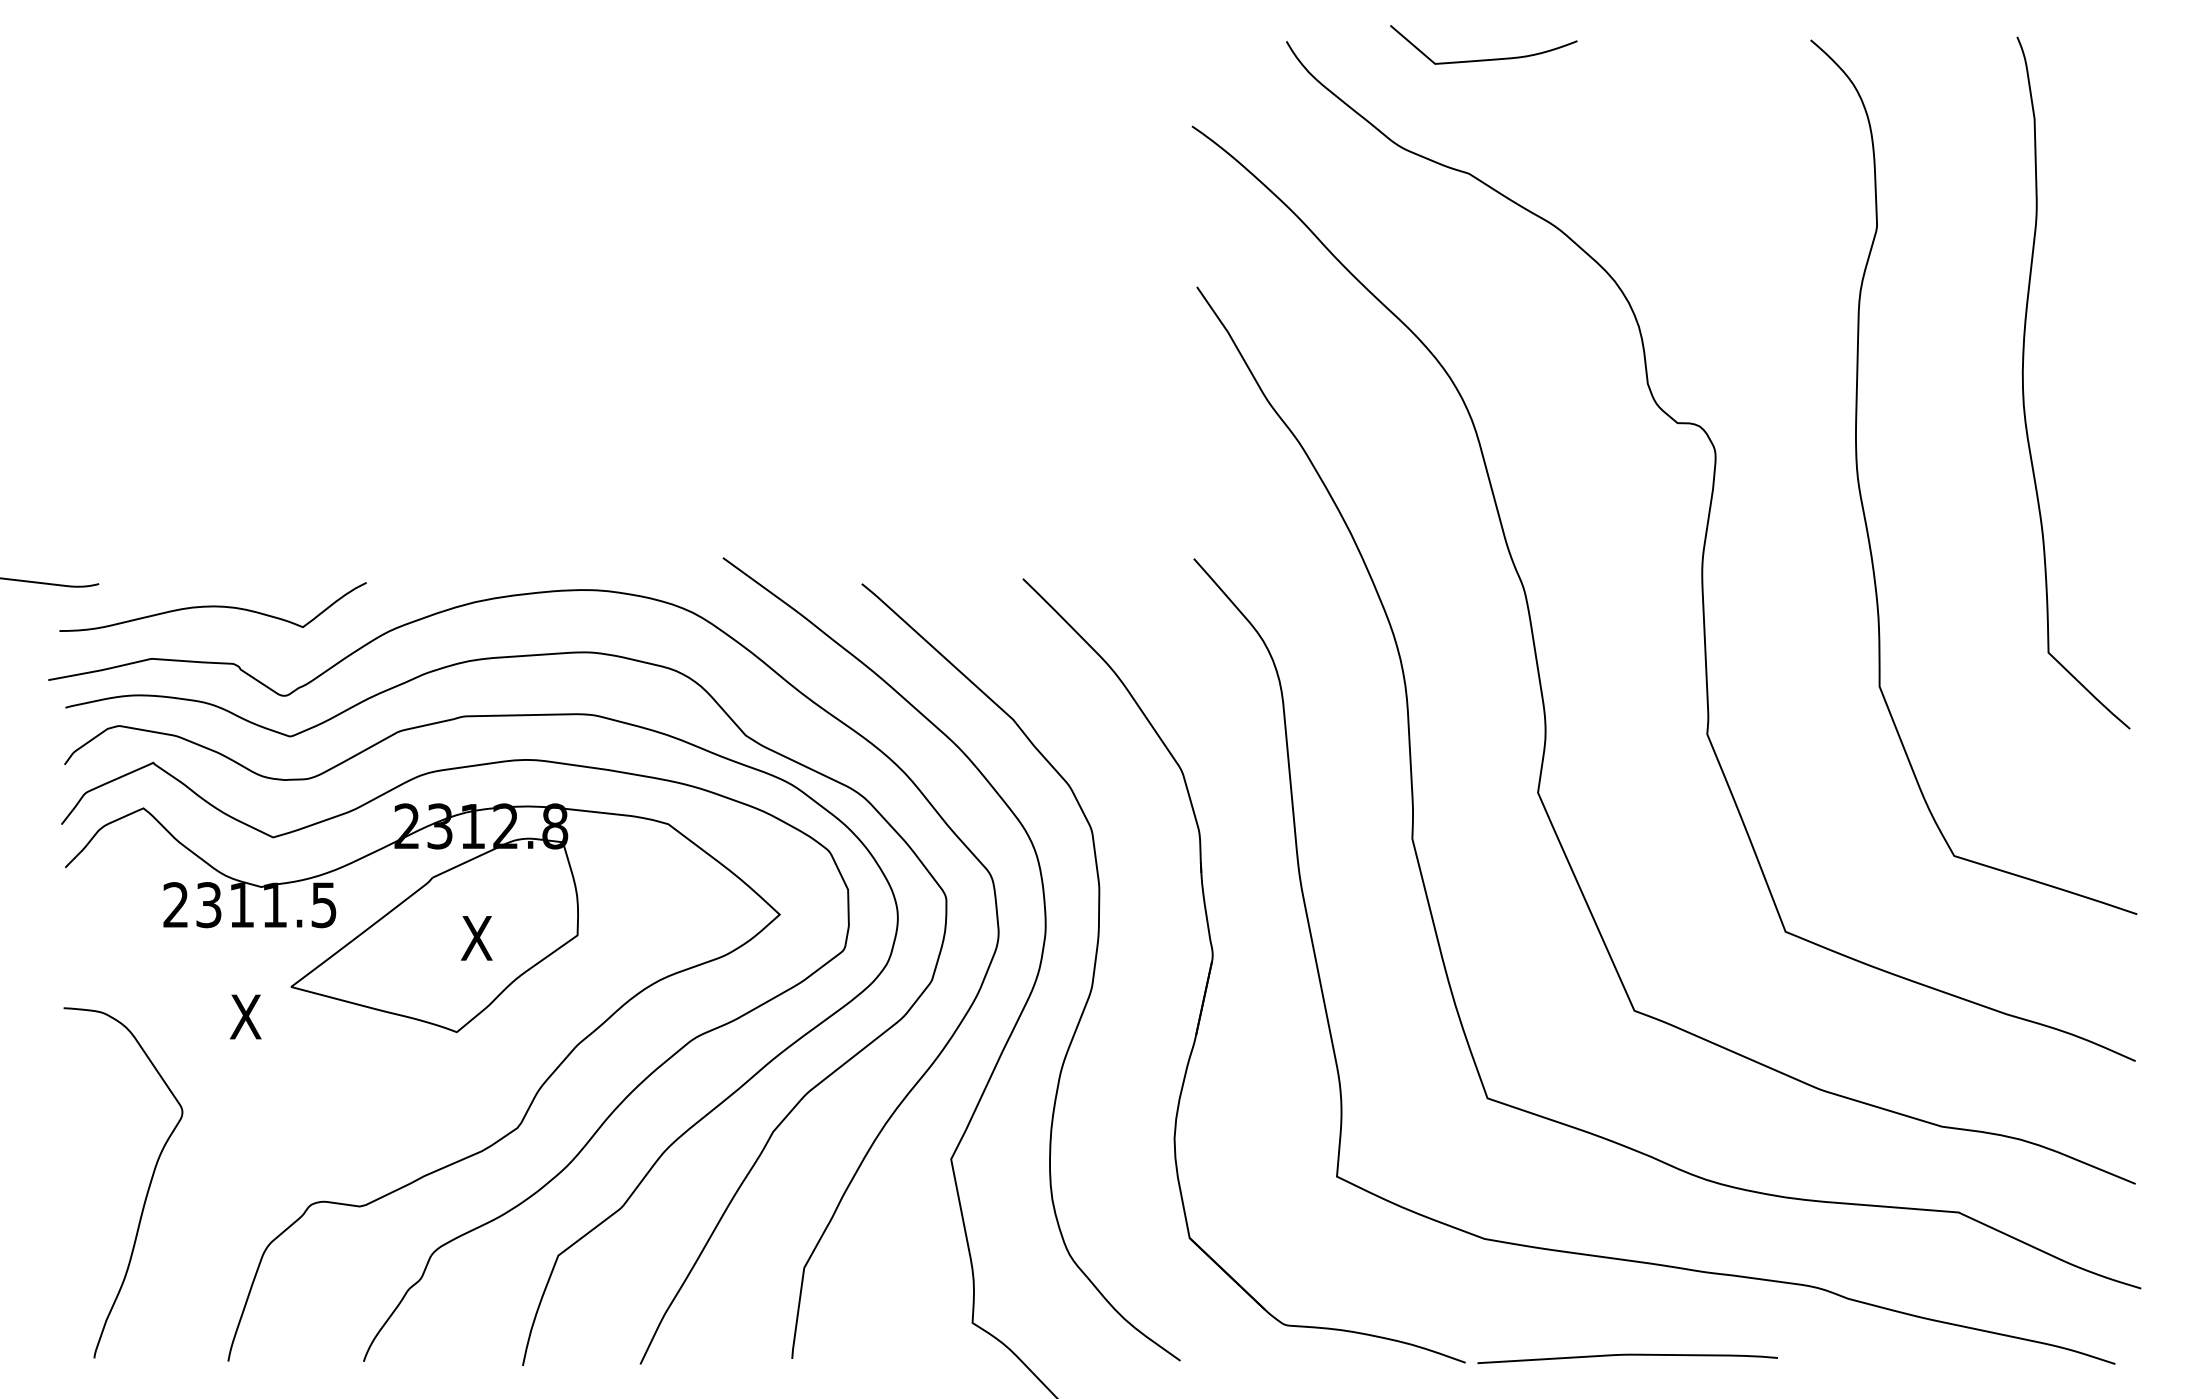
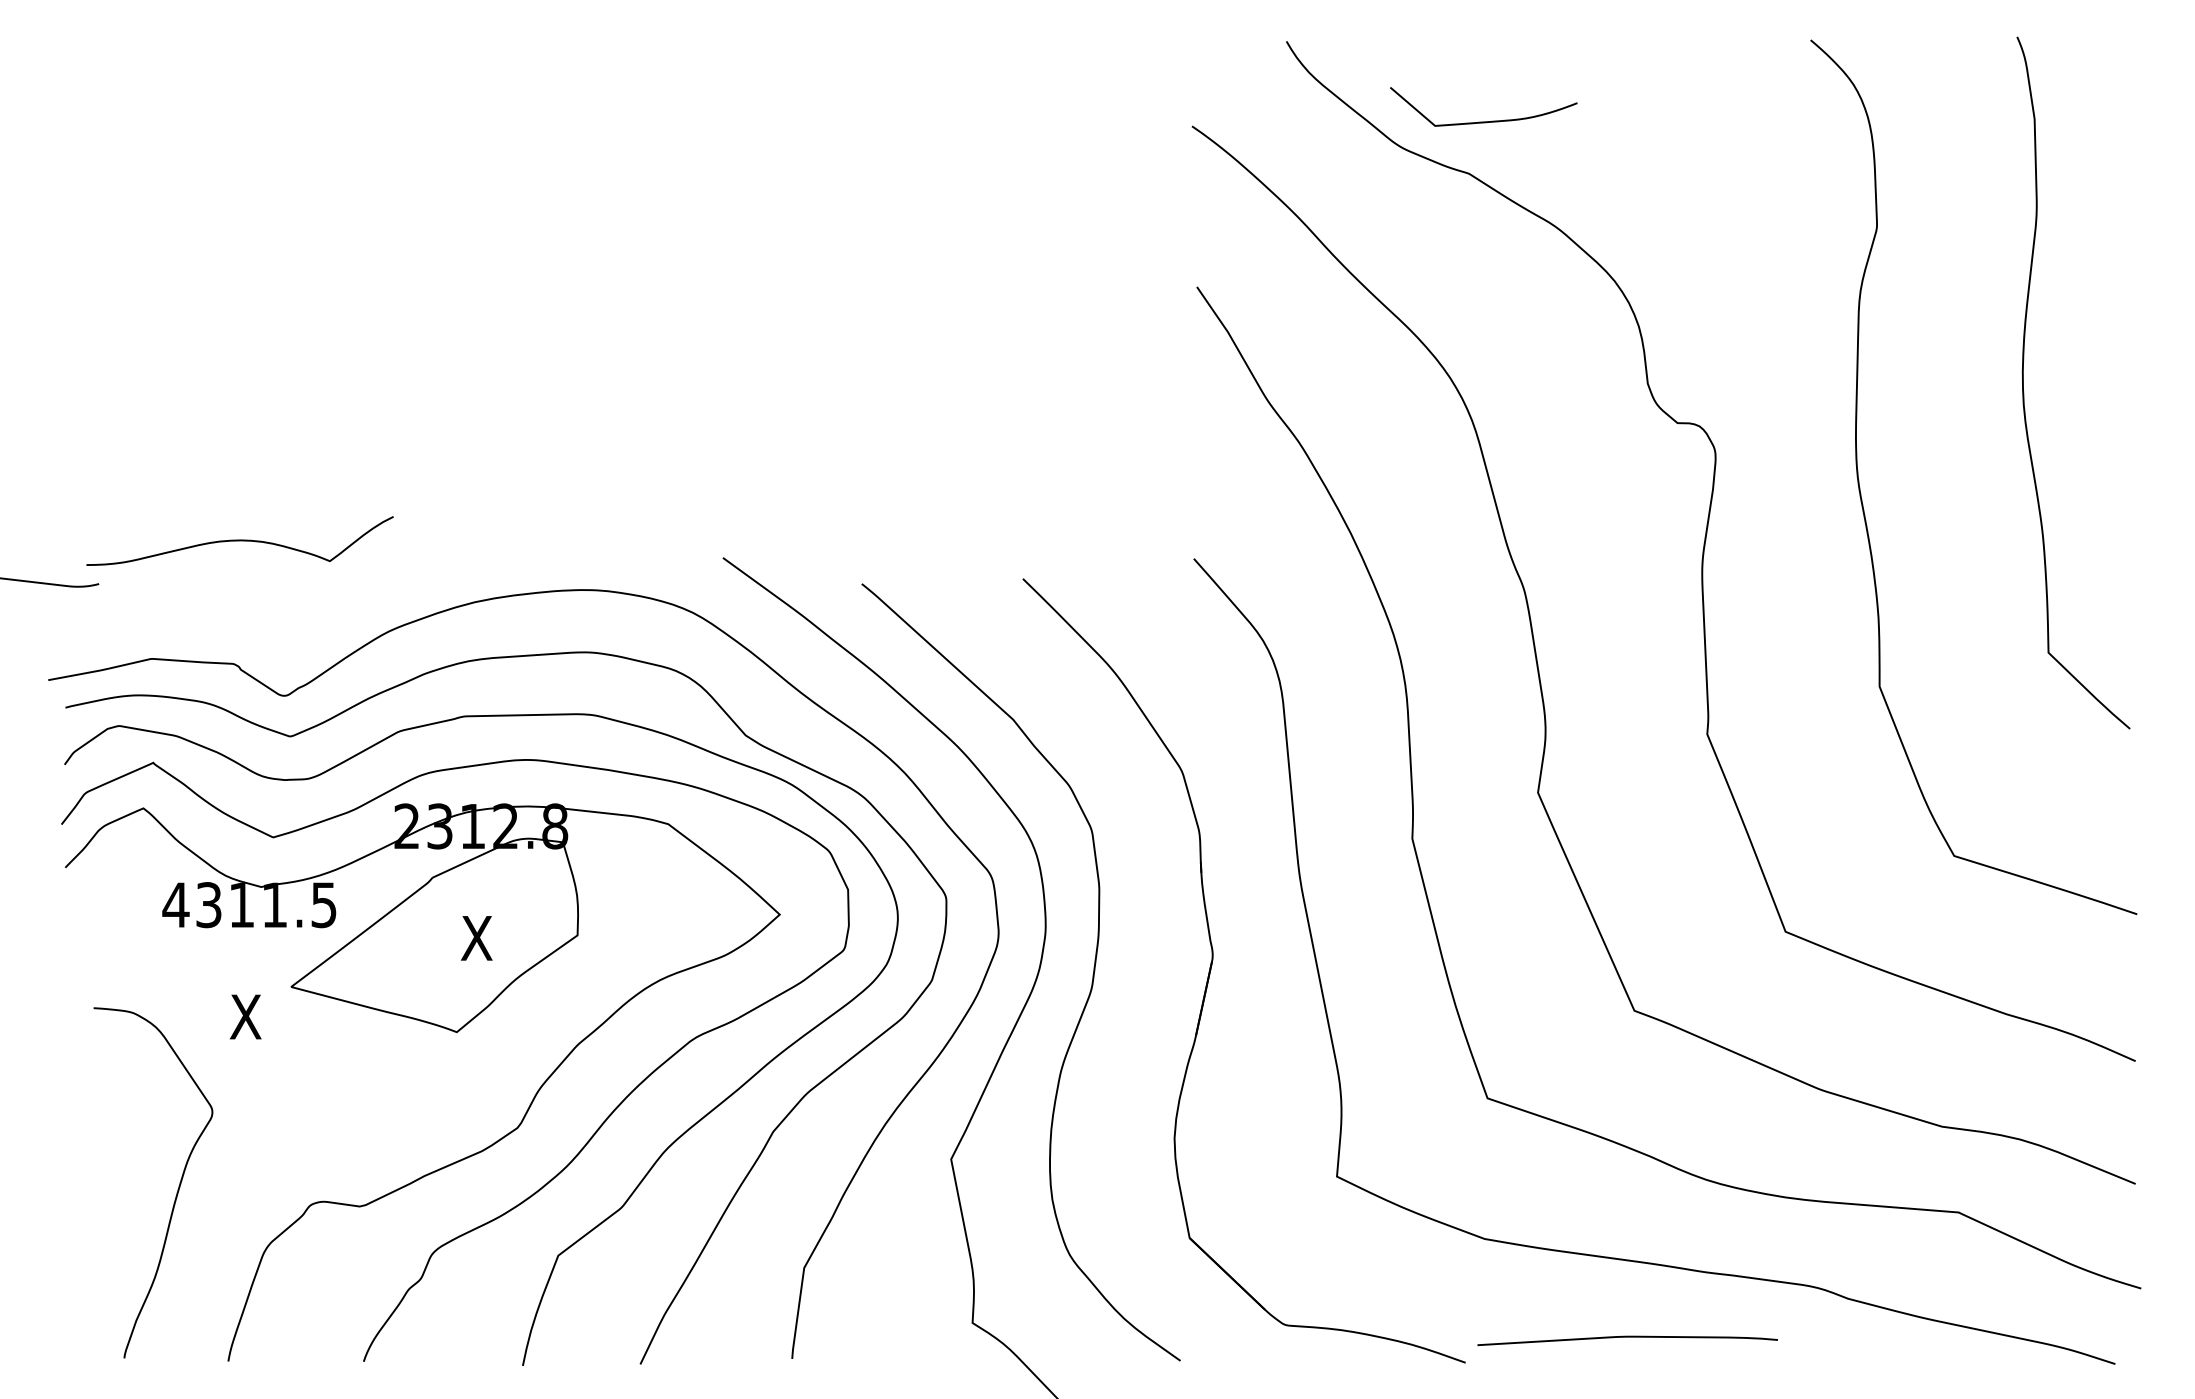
curve position: (1483, 59) -> (1483, 121) (1483, 121)
curve position: (212, 606) -> (239, 540) (239, 540)
text: 2311.5 -> 4311.5 (175, 904)
curve position: (147, 1189) -> (177, 1189) (177, 1189)
curve position: (1627, 1355) -> (1627, 1337) (1627, 1337)
